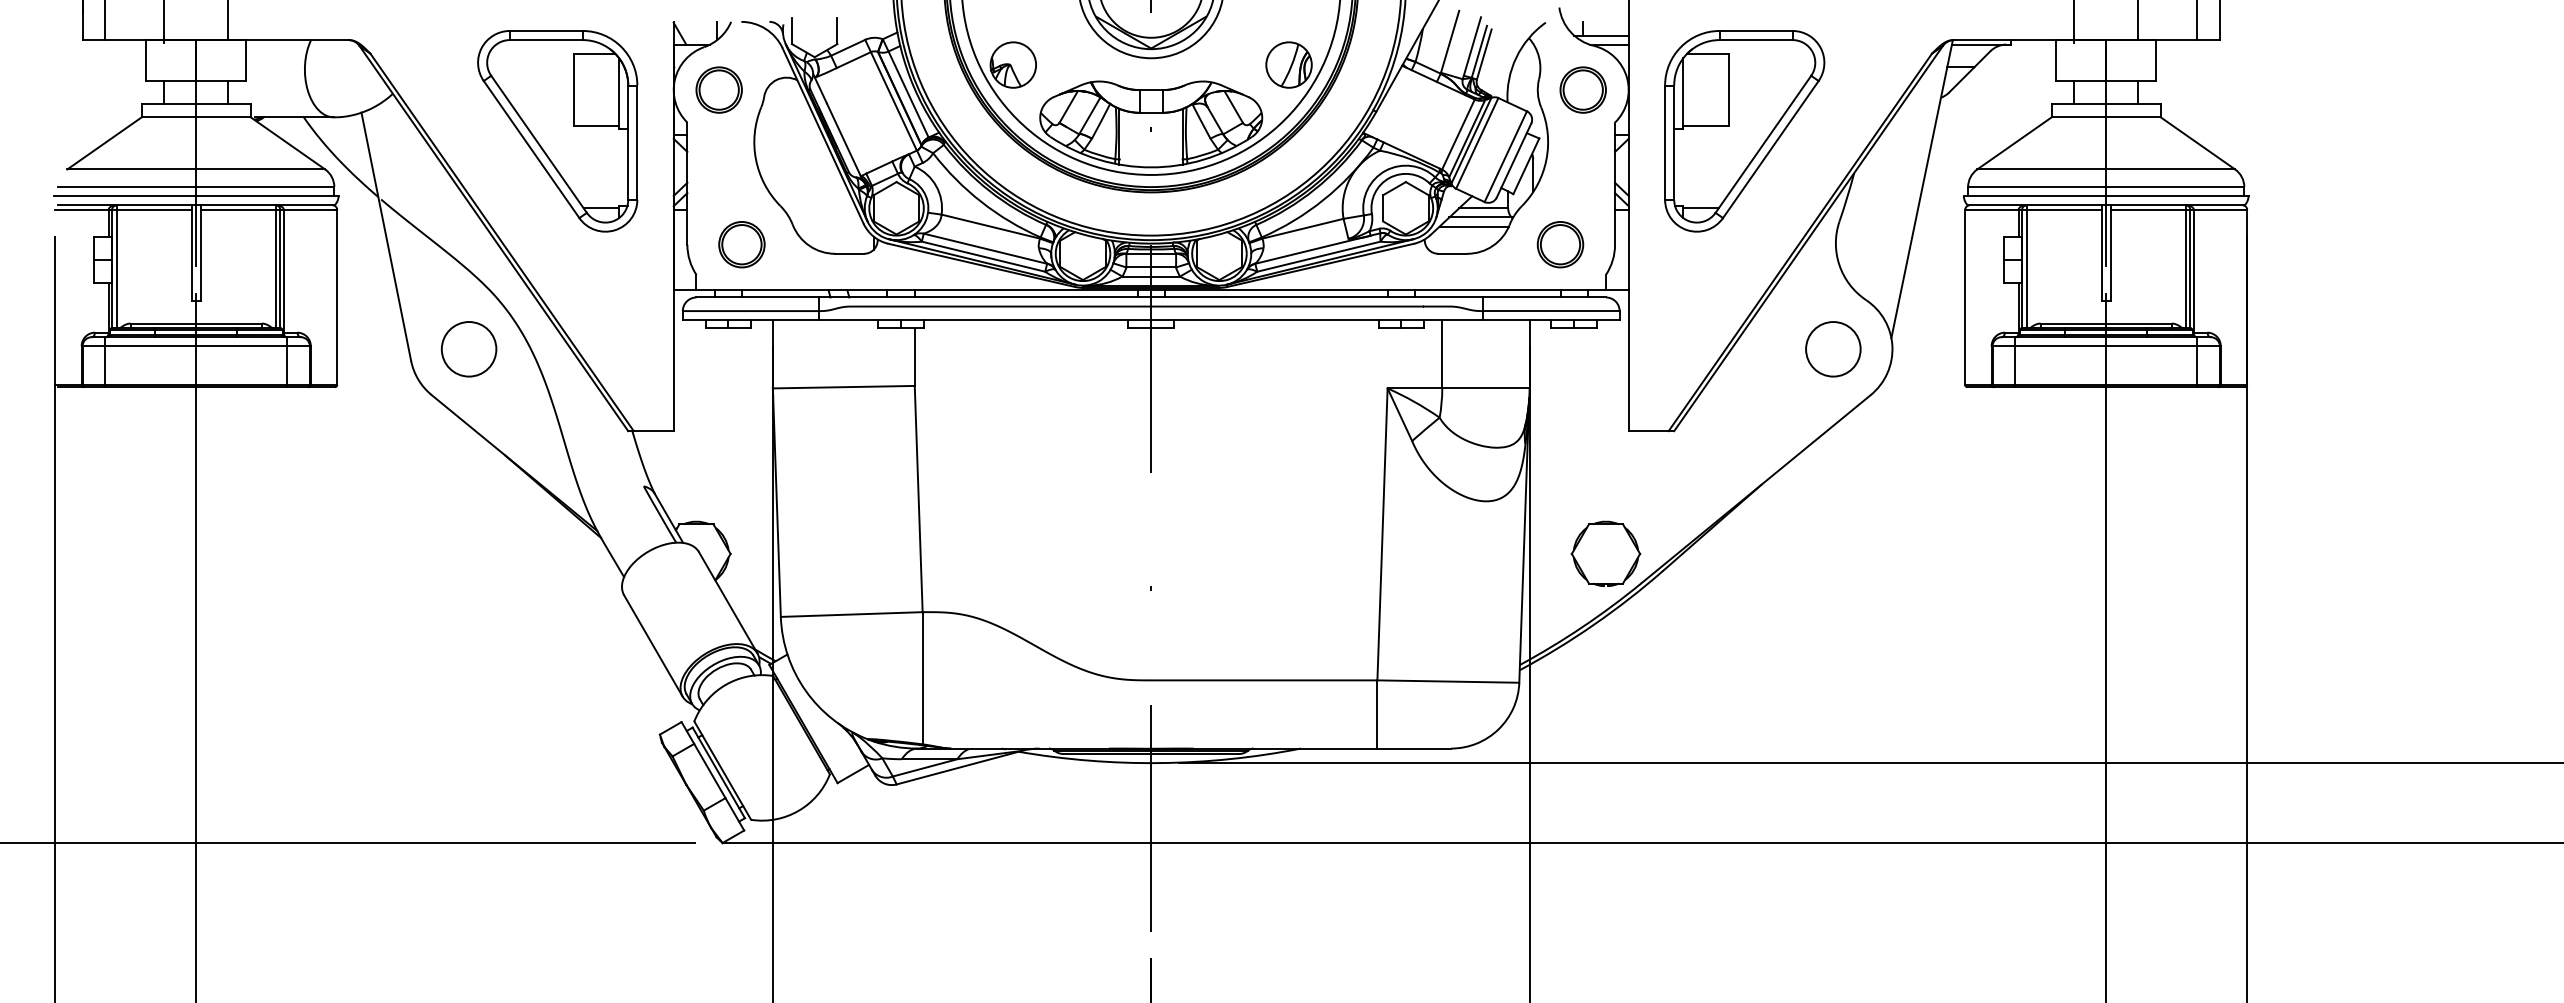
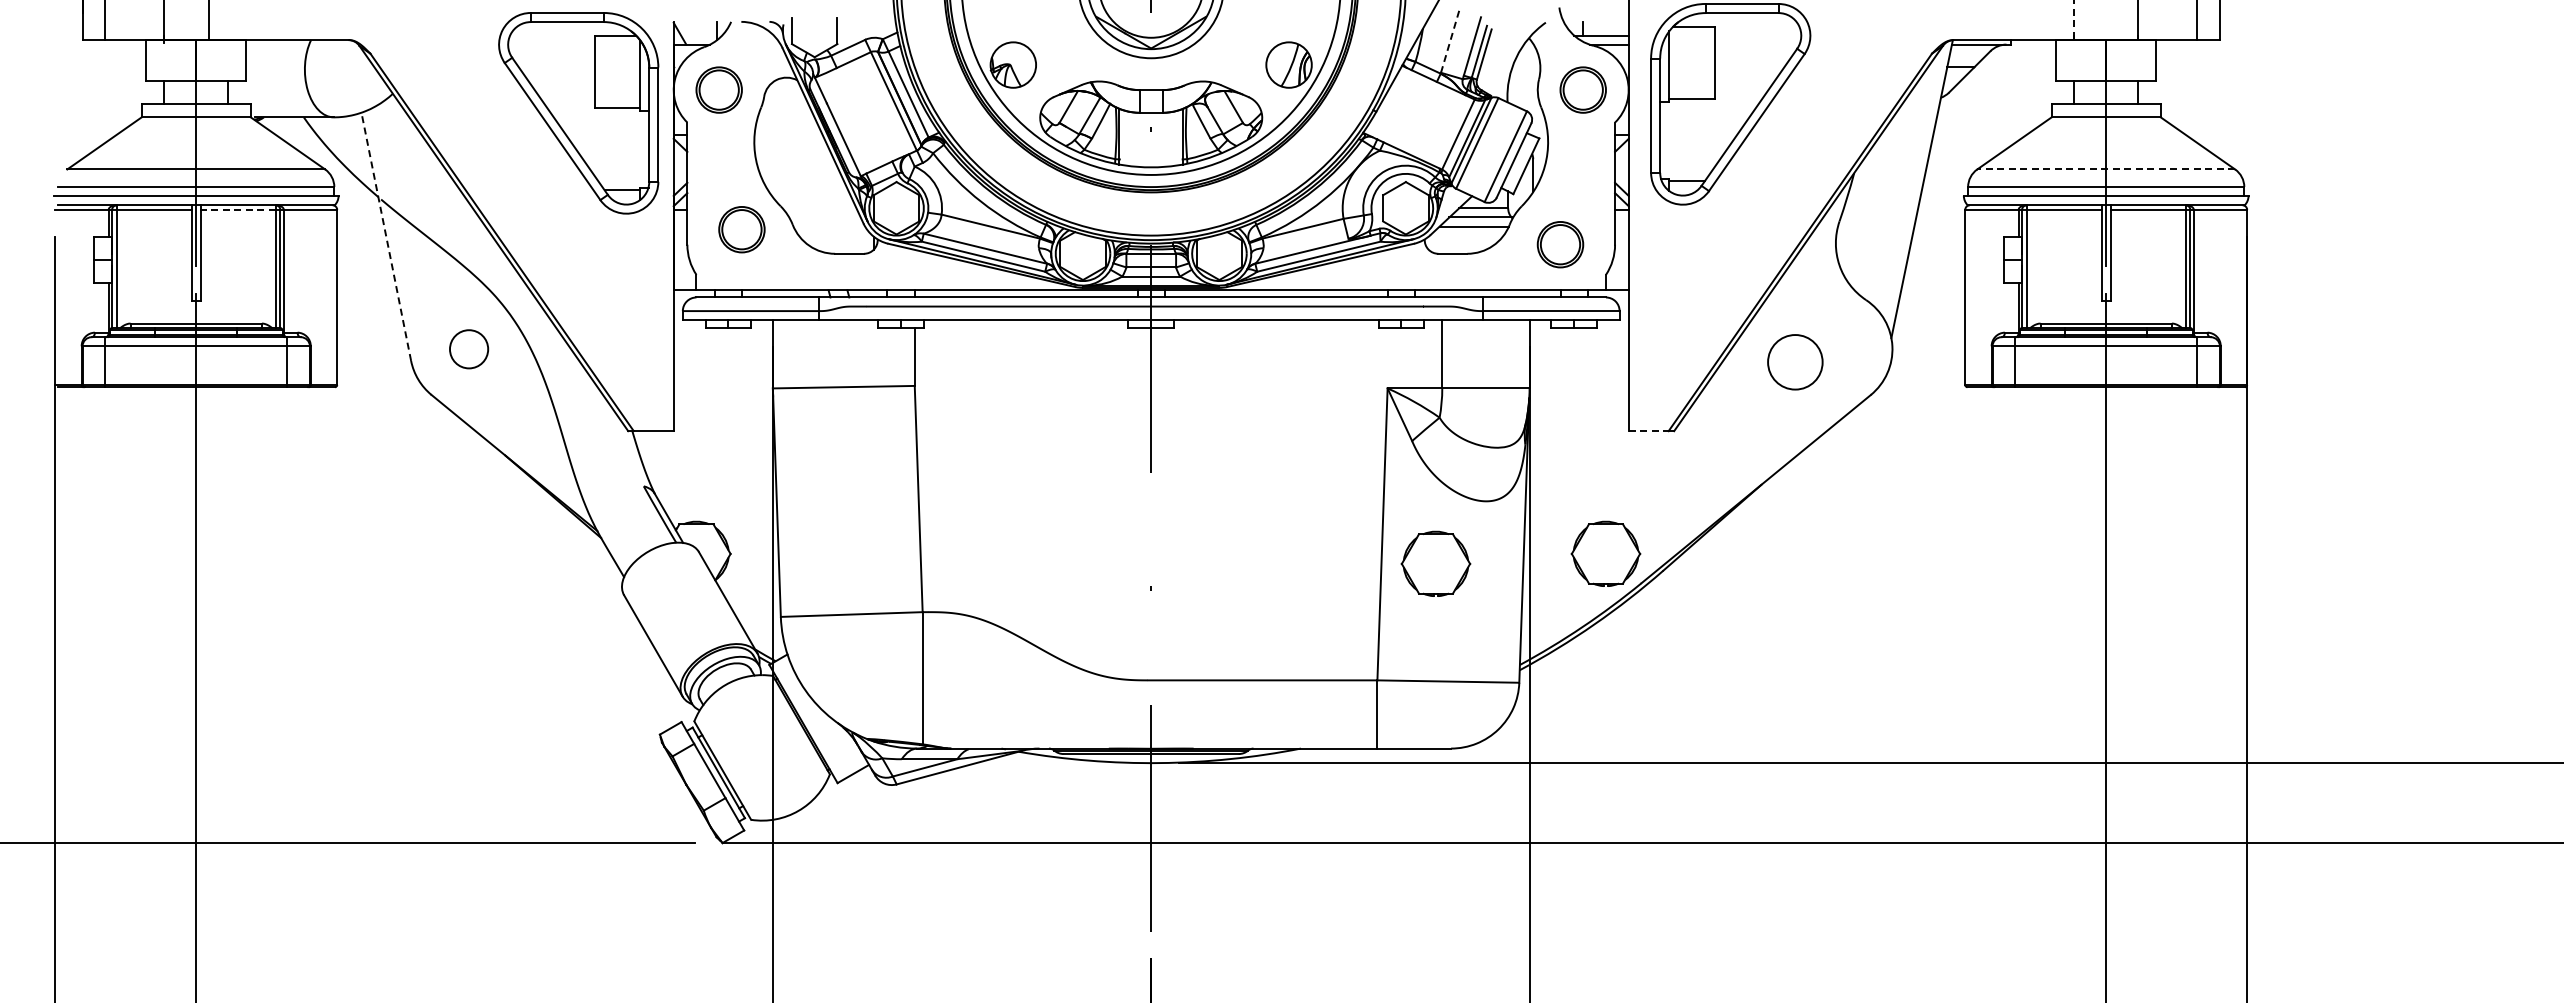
line position: (228, 21) -> (209, 21) (209, 21)
line: solid -> dashed (2074, 22)
line: solid -> dashed (1449, 42)
part position: (557, 131) -> (578, 113) (578, 113)
part position: (1744, 131) -> (1730, 104) (1730, 104)
line: solid -> dashed (2106, 169)
line: solid -> dashed (238, 209)
line: solid -> dashed (386, 236)
part position: (741, 244) -> (741, 229) (741, 229)
circle diameter: 55 px -> 38 px (469, 349)
circle position: (1833, 349) -> (1795, 362) (1795, 362)
line: solid -> dashed (1648, 431)
part: none -> present (1435, 563)
